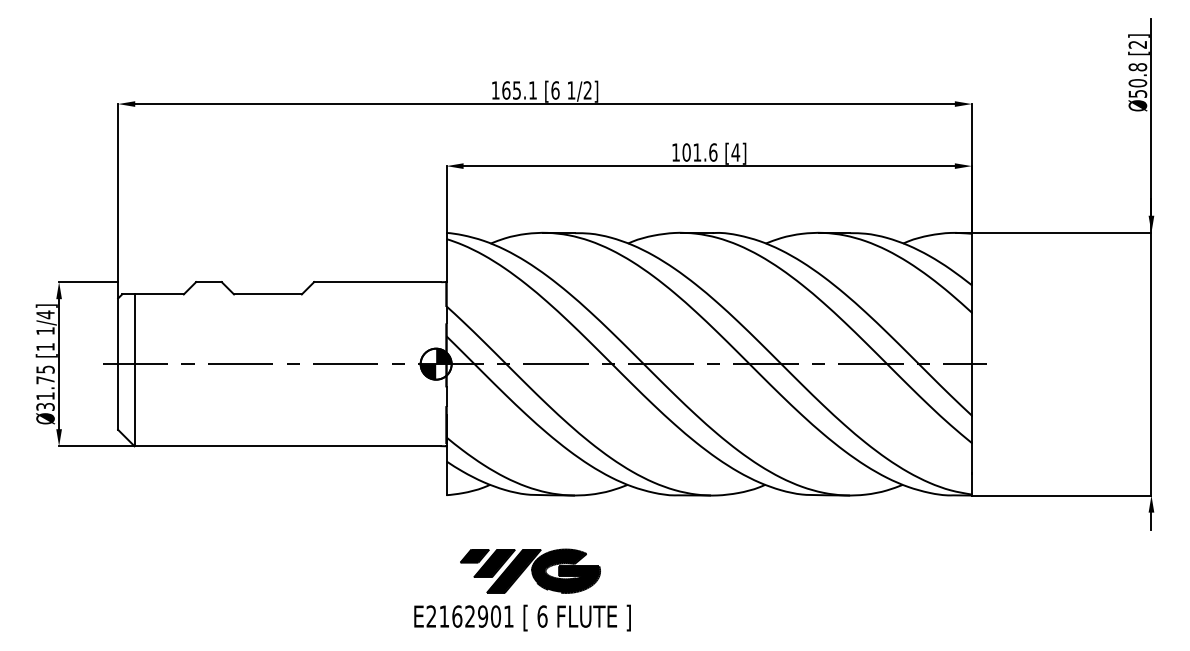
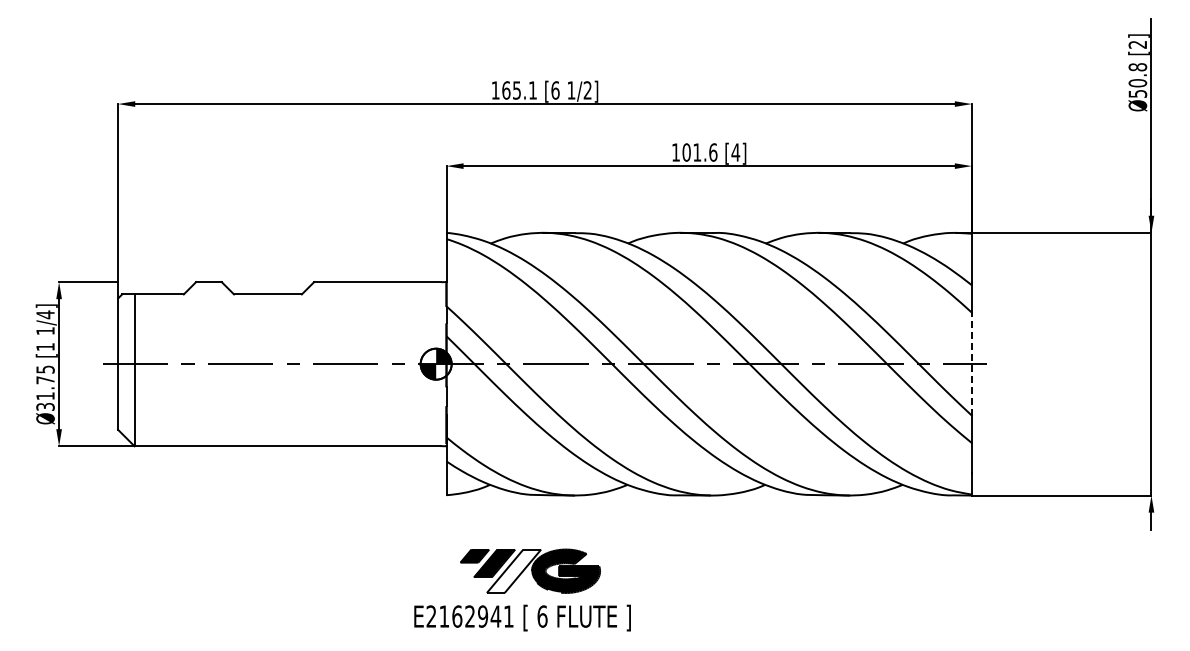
line: solid -> dashed (971, 363)
fill: present -> none (513, 570)
text: E2162901 -> E2162941 (495, 616)
